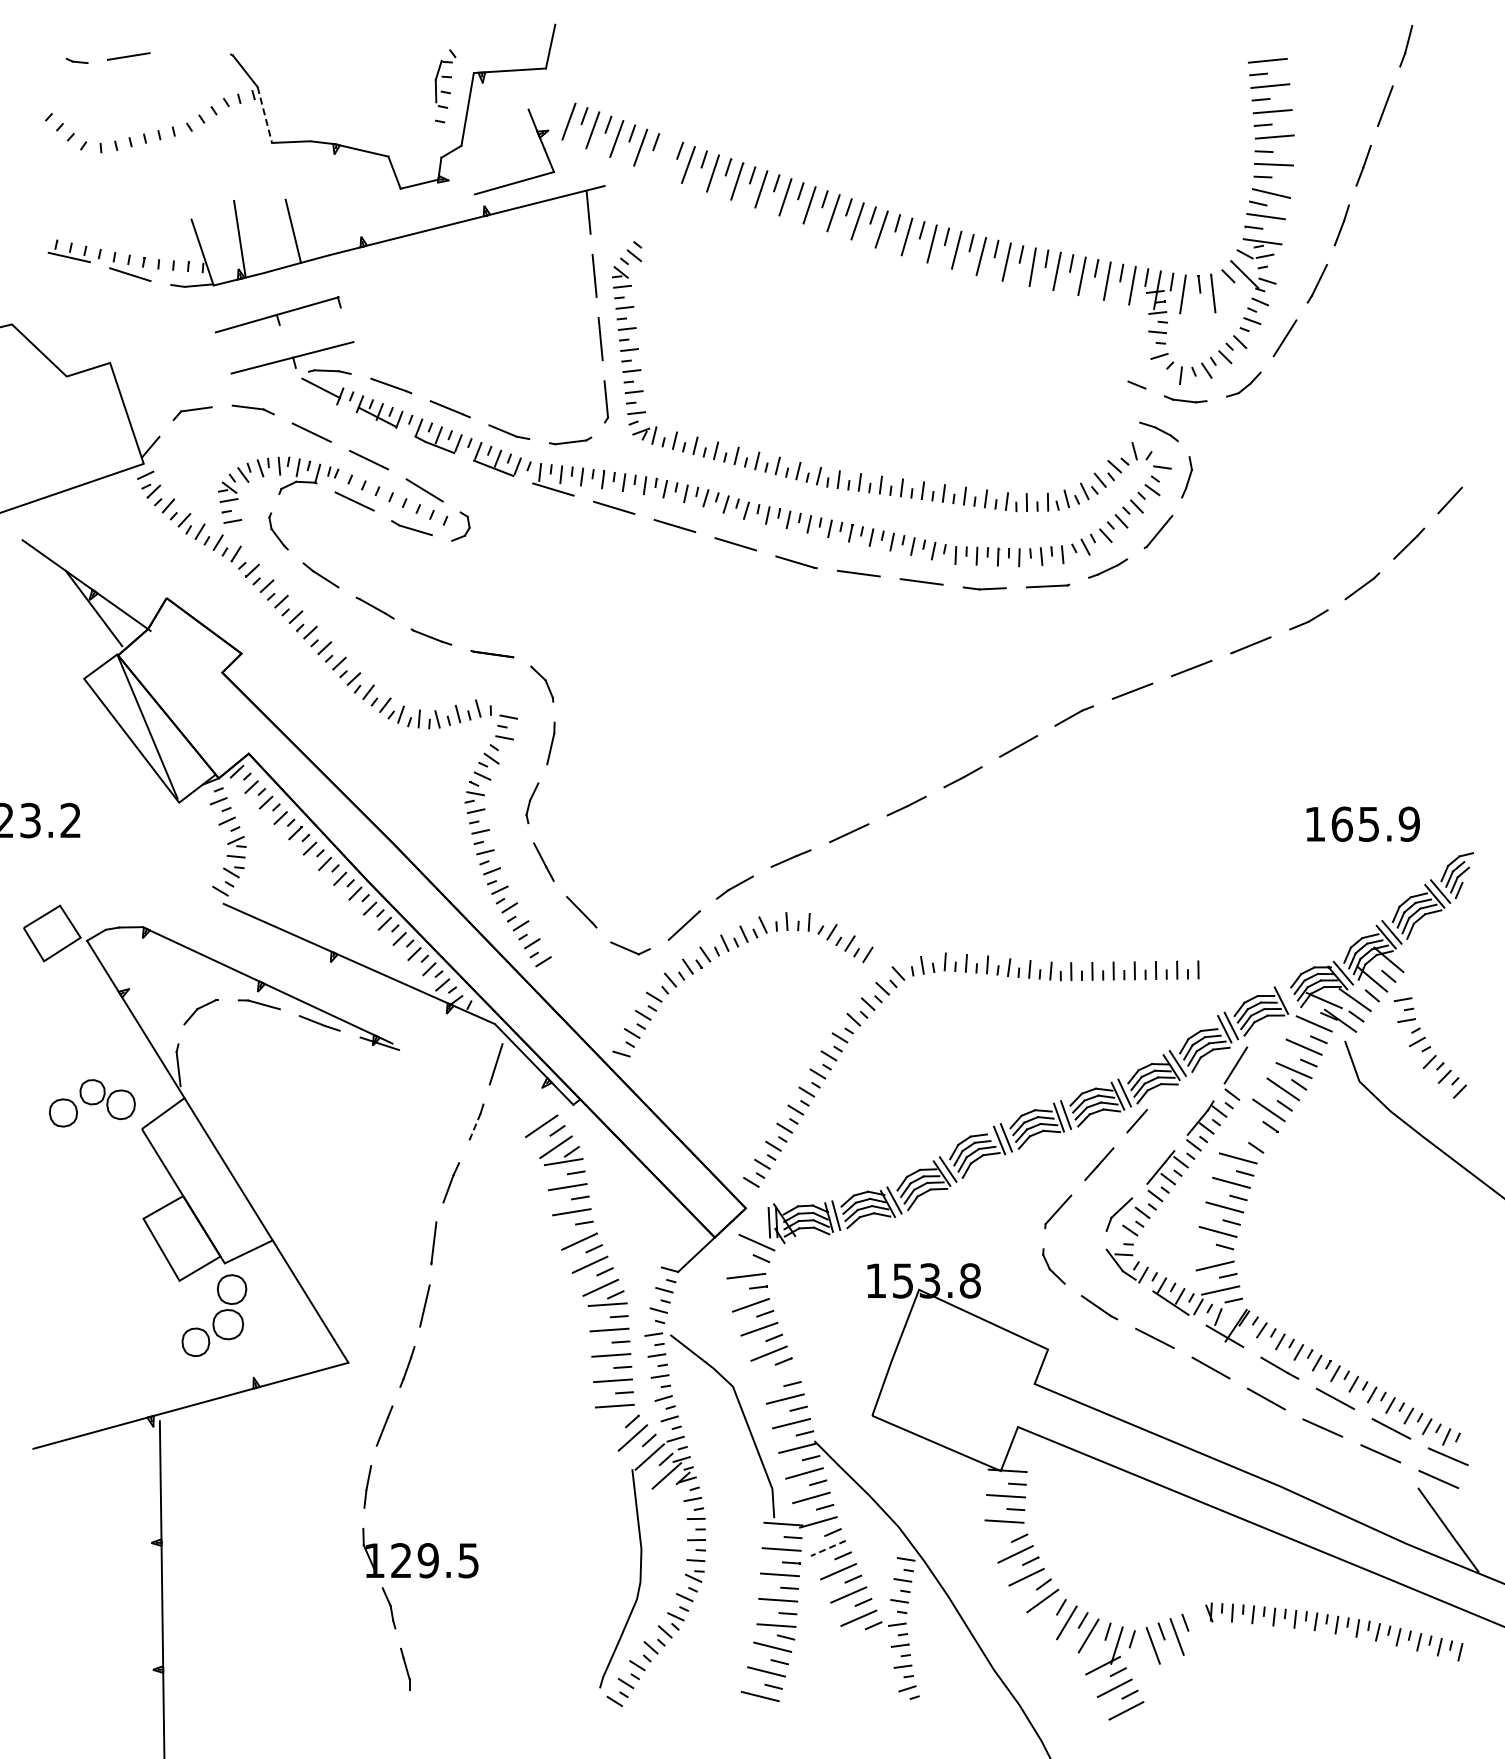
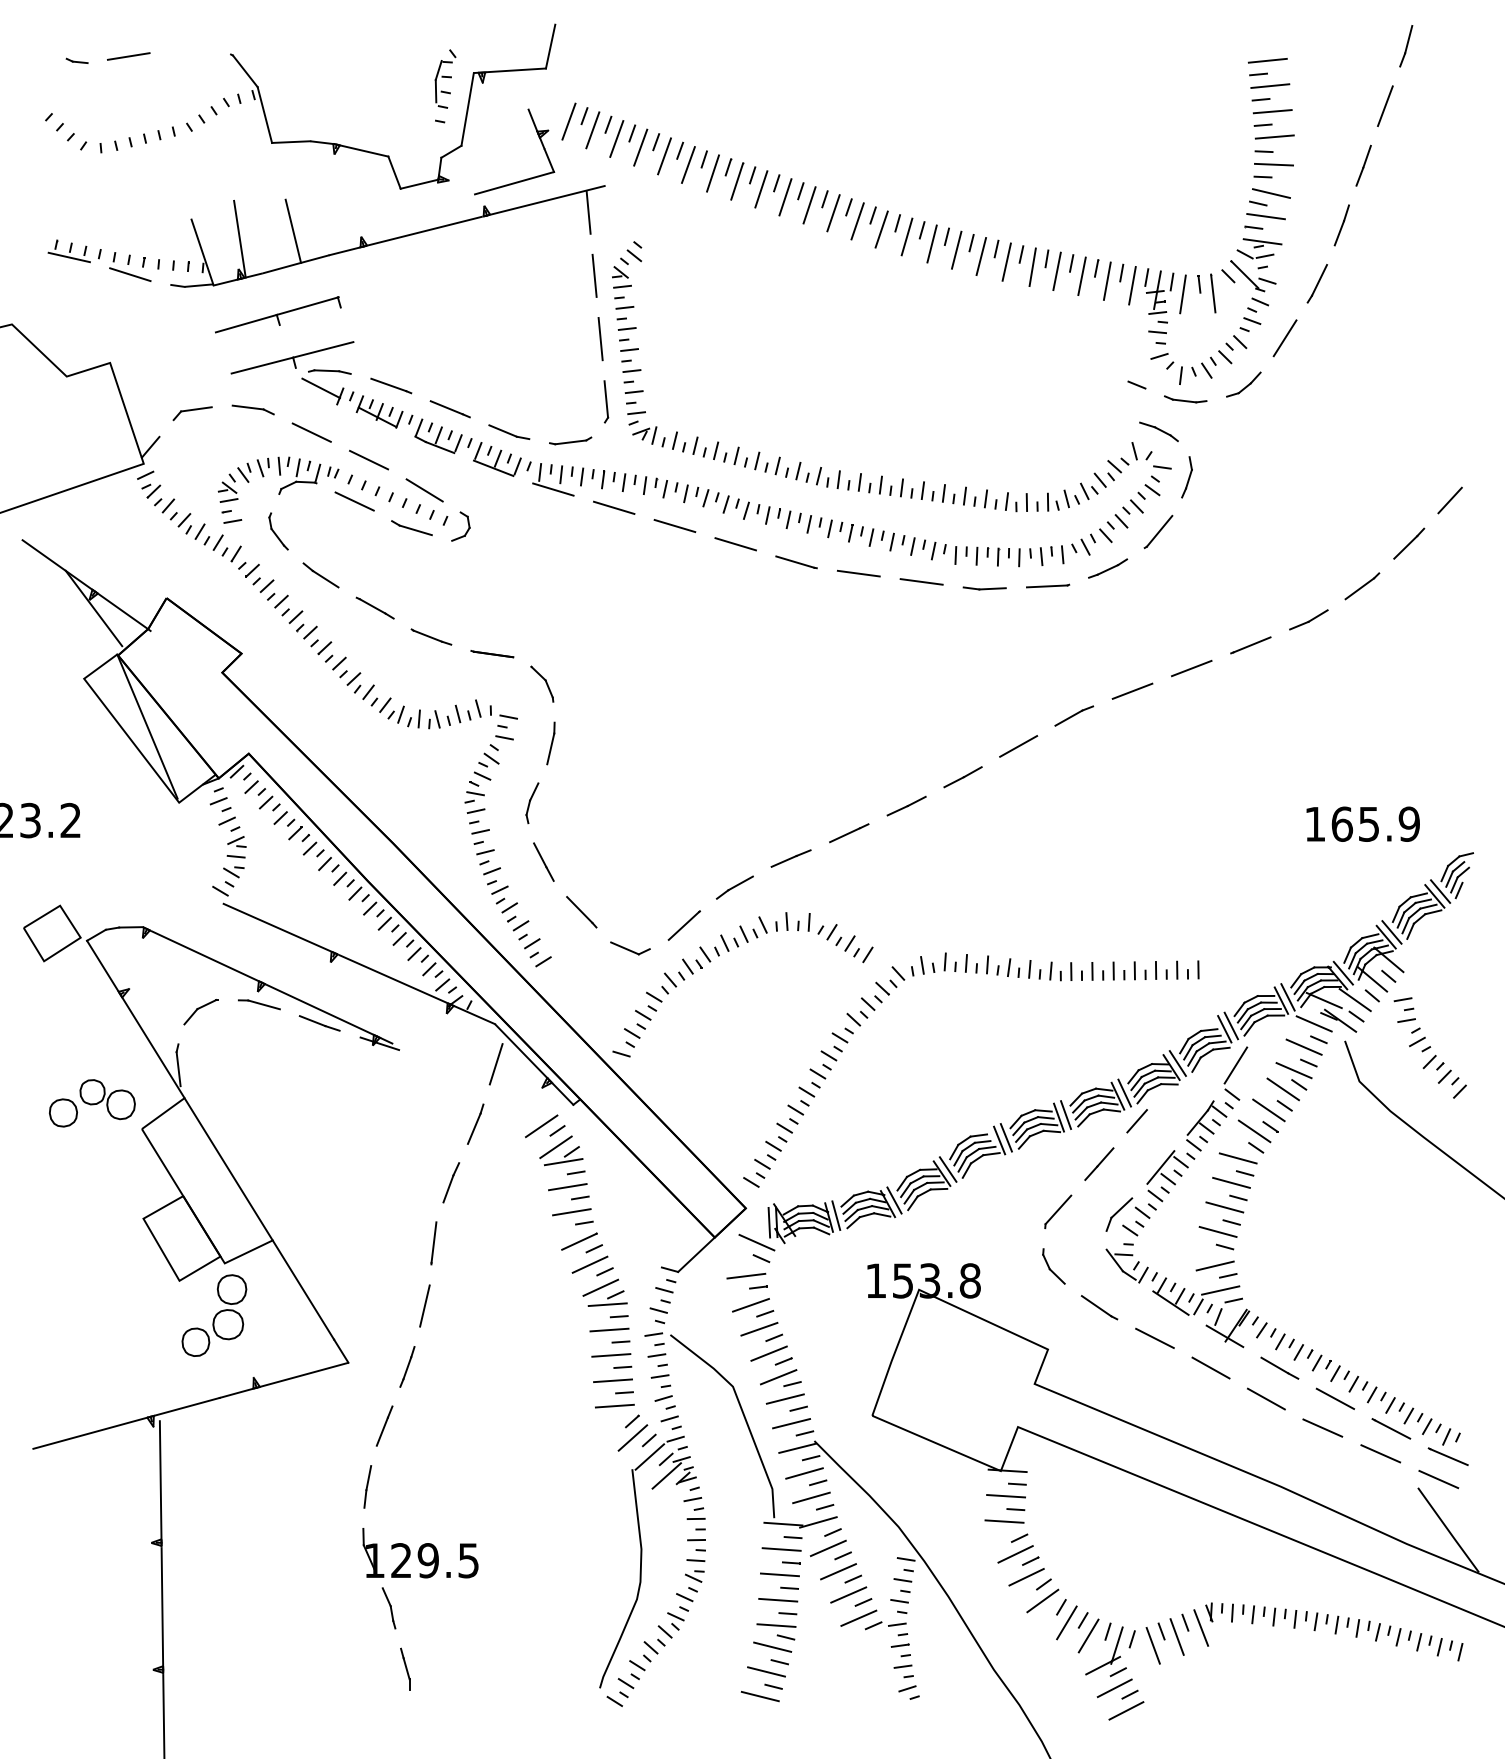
line: dashed -> solid (264, 115)
line: none -> present (664, 156)
line: none -> present (1287, 997)
line: dashed -> solid (474, 1129)
line: none -> present (1254, 1131)
line: none -> present (778, 1377)
line: dashed -> solid (827, 1548)
line: none -> present (1201, 1627)
